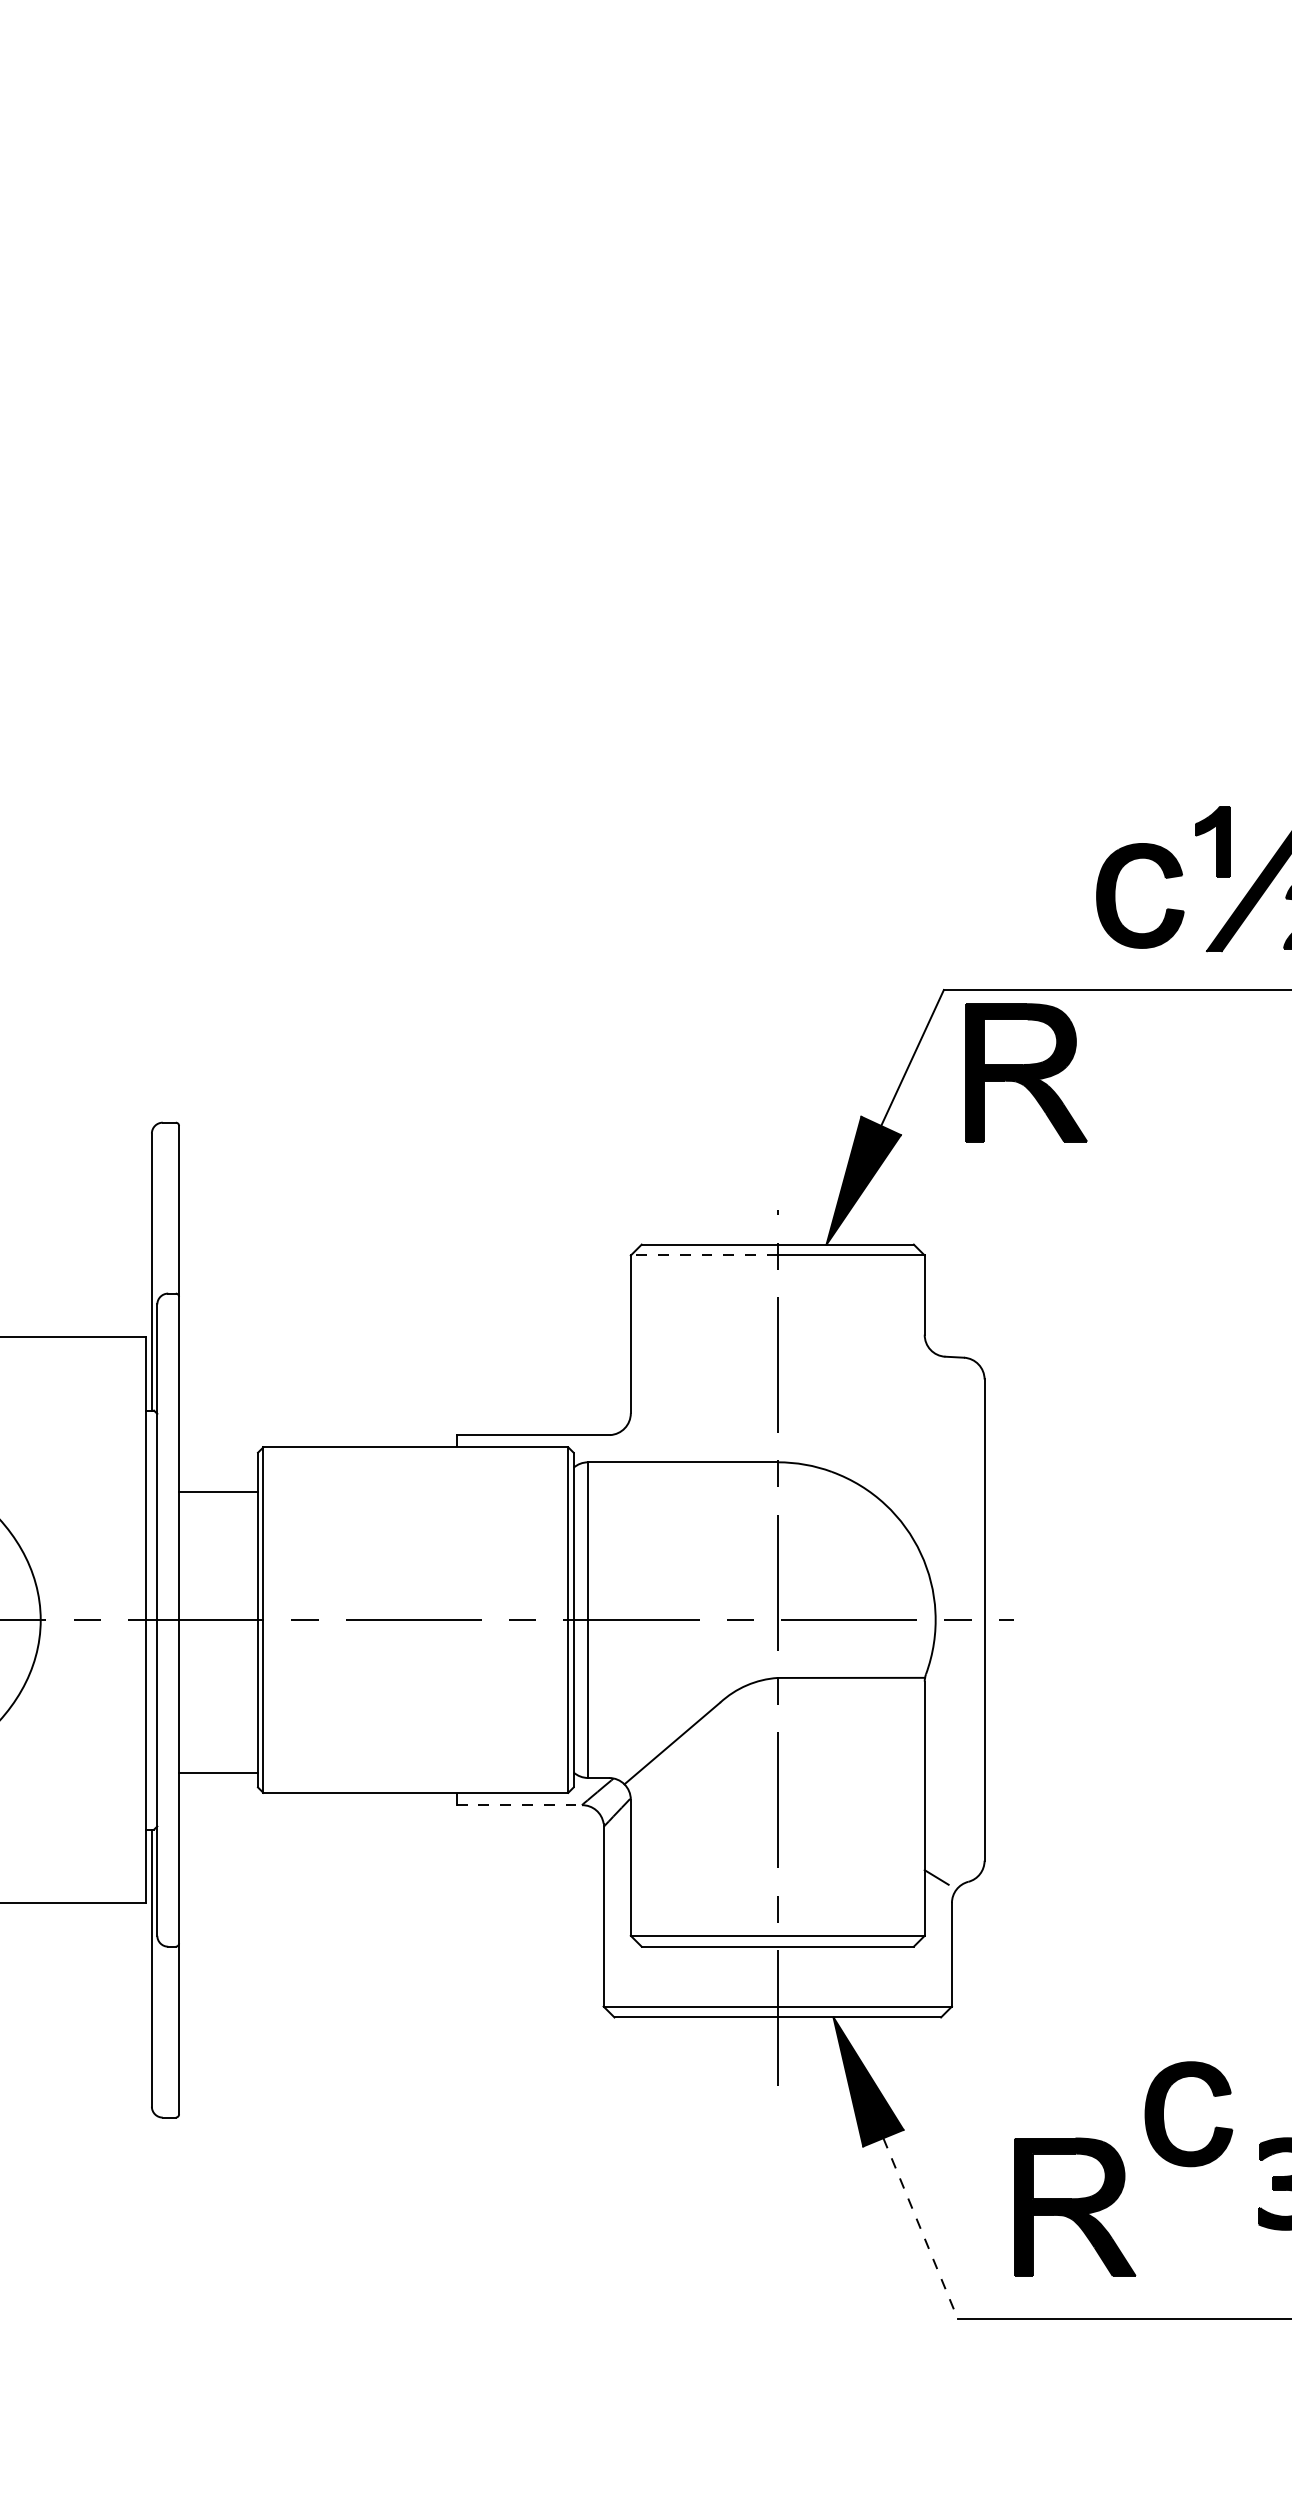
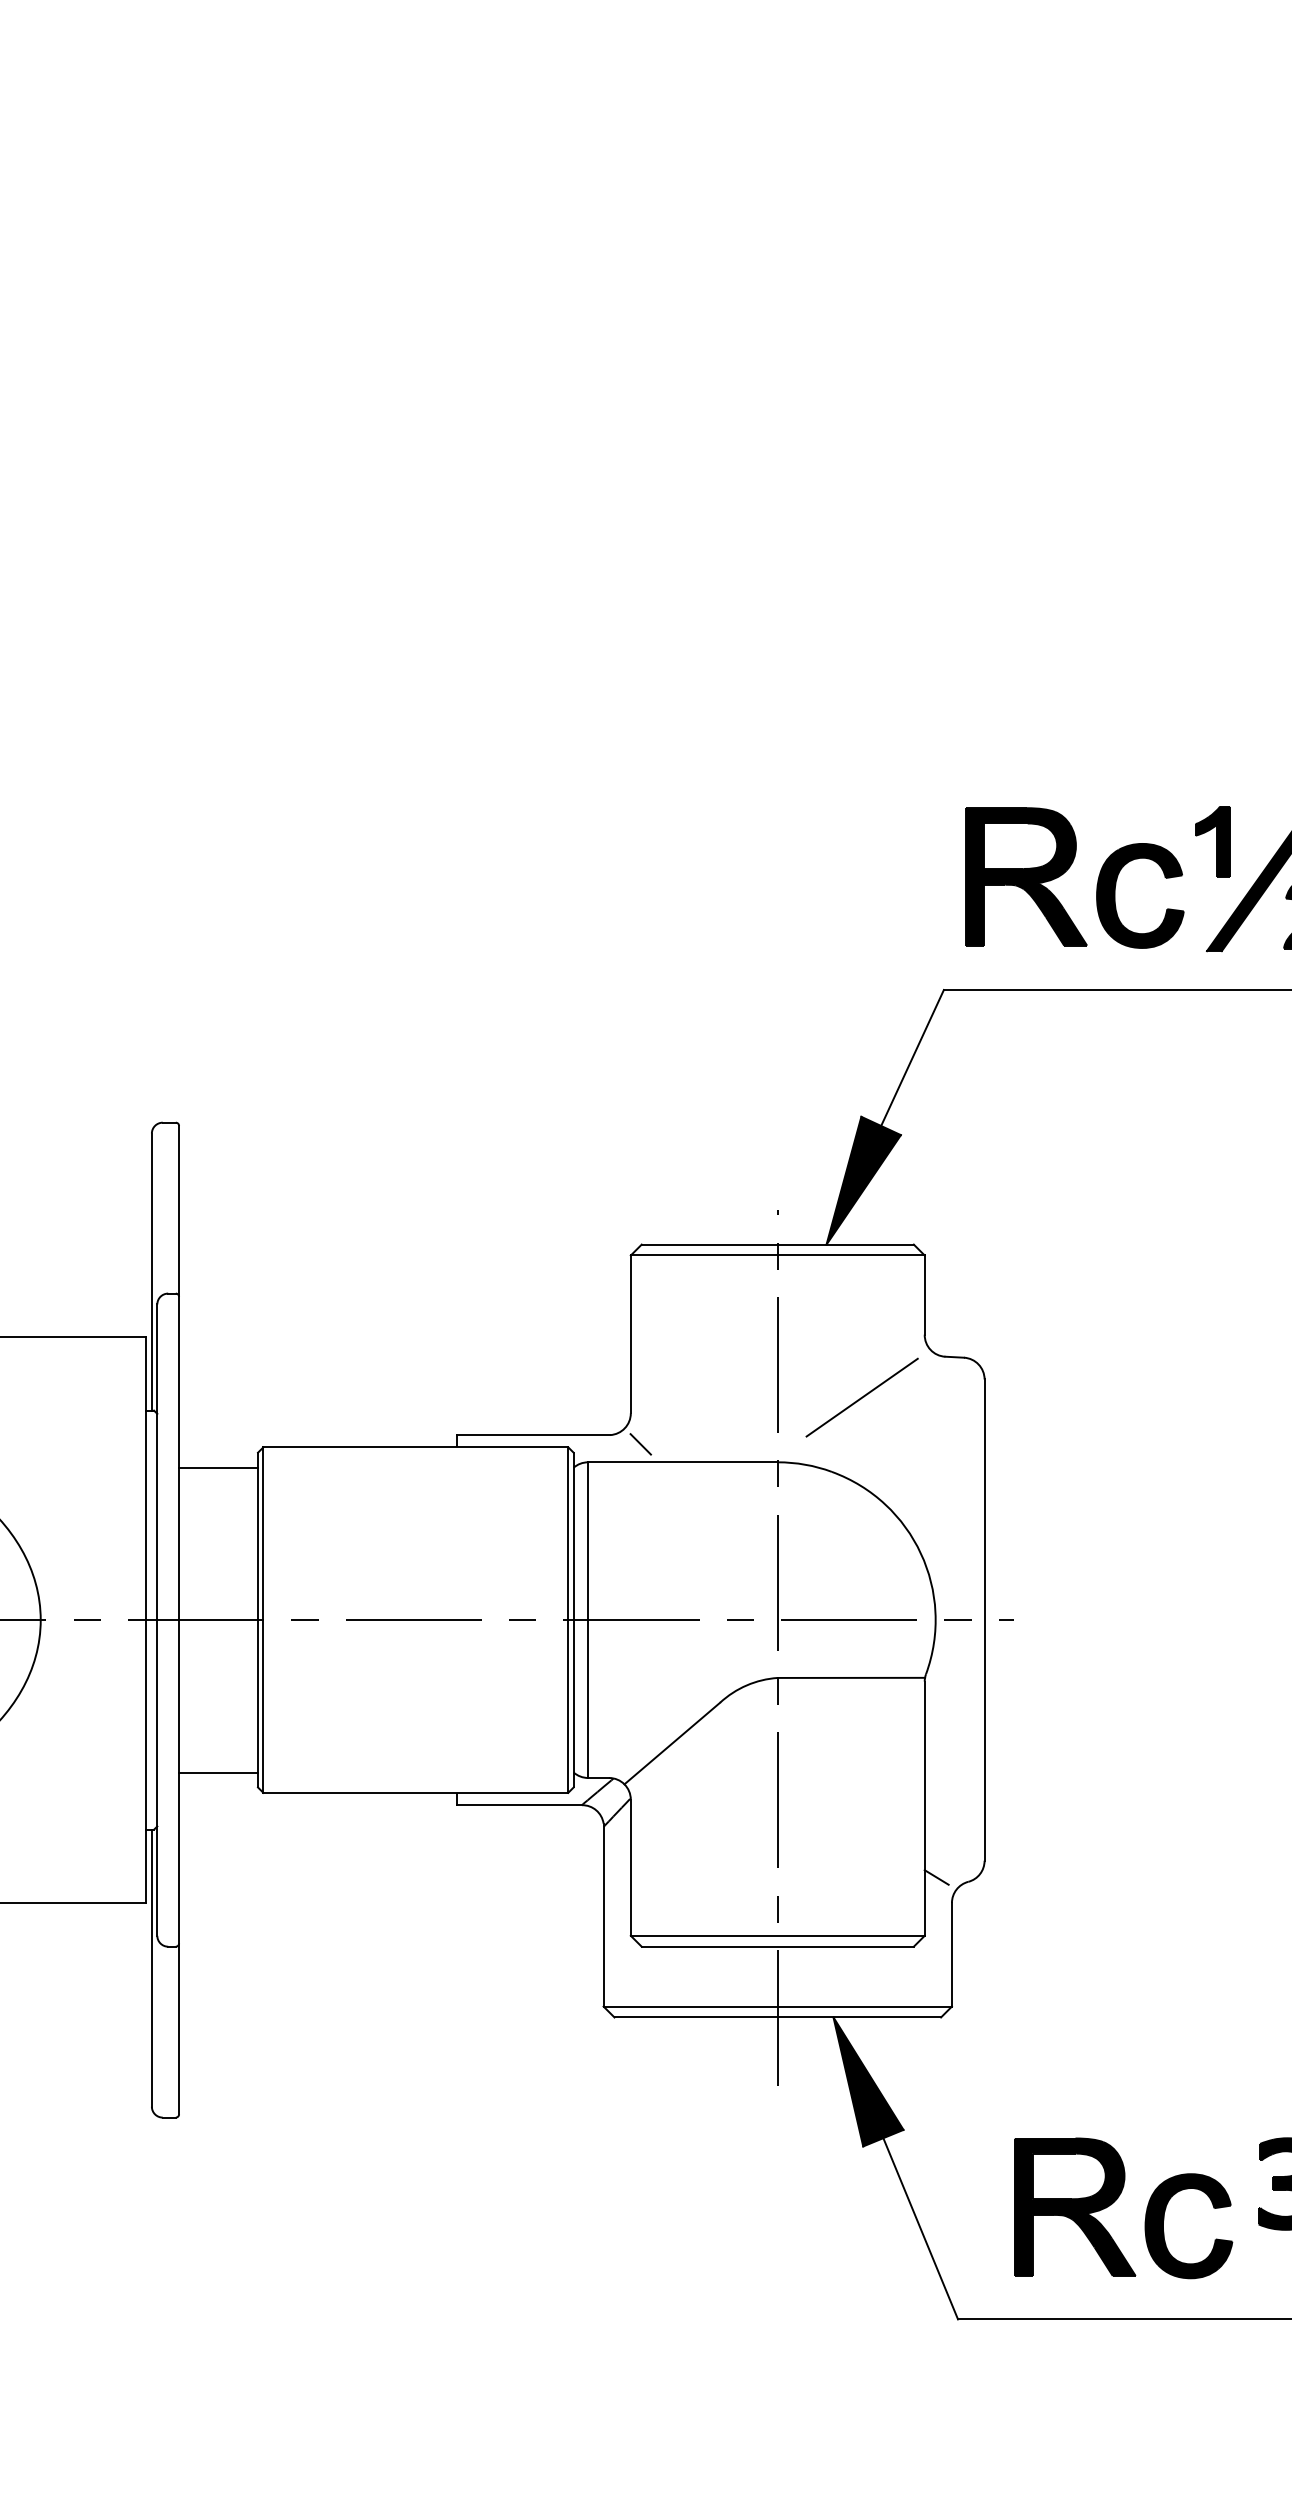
part position: (1026, 1072) -> (1026, 876) (1026, 876)
line: dashed -> solid (703, 1255)
line: none -> present (861, 1397)
line: none -> present (640, 1444)
line position: (218, 1491) -> (218, 1467) (218, 1467)
line: dashed -> solid (519, 1805)
part position: (1164, 2108) -> (1164, 2220) (1164, 2220)
line: dashed -> solid (920, 2229)
